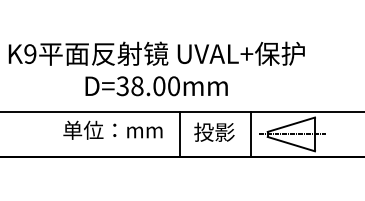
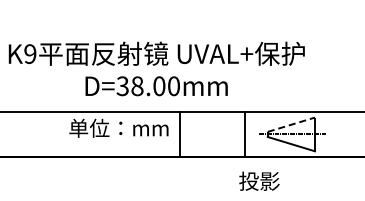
line: solid -> dashed (291, 124)
text position: (112, 129) -> (118, 127) (118, 127)
text position: (214, 131) -> (259, 180) (259, 180)
line position: (250, 133) -> (244, 133) (244, 133)
